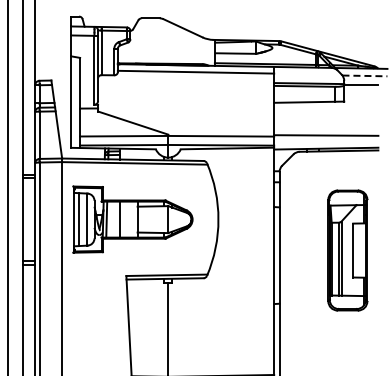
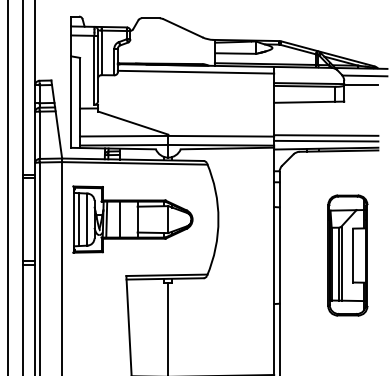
line: dashed -> solid (365, 75)
line: none -> present (326, 140)
part position: (347, 250) -> (347, 255) (347, 255)
